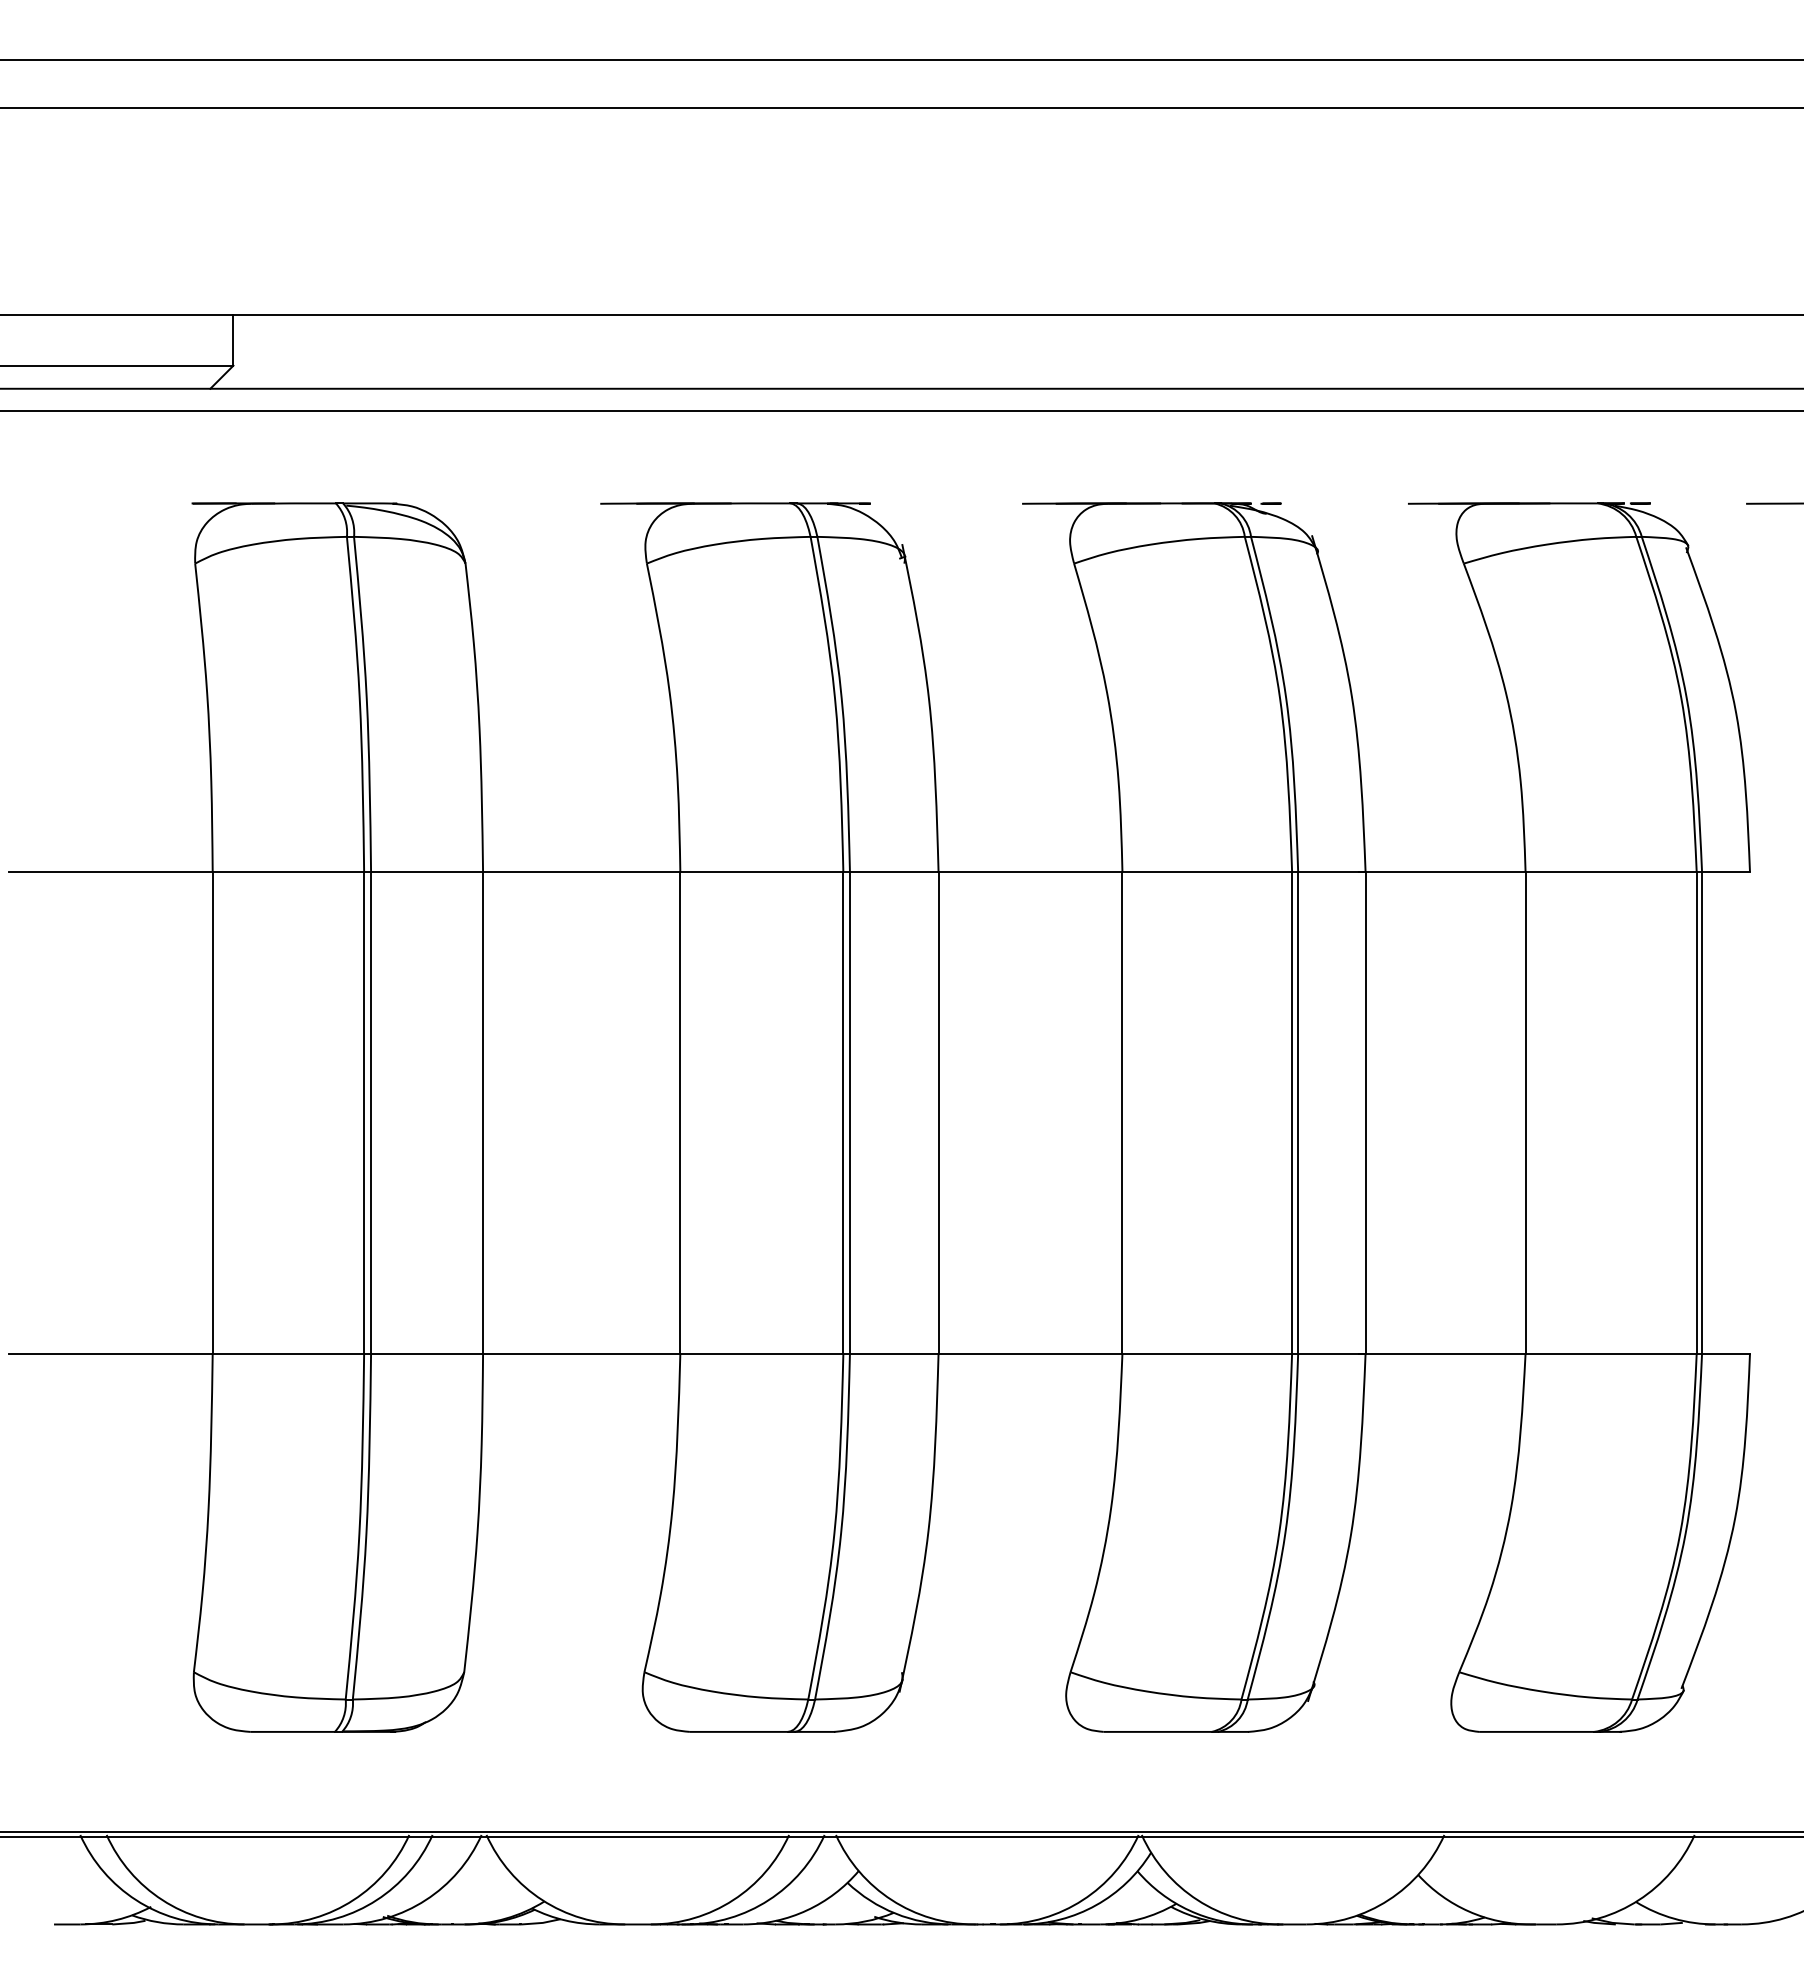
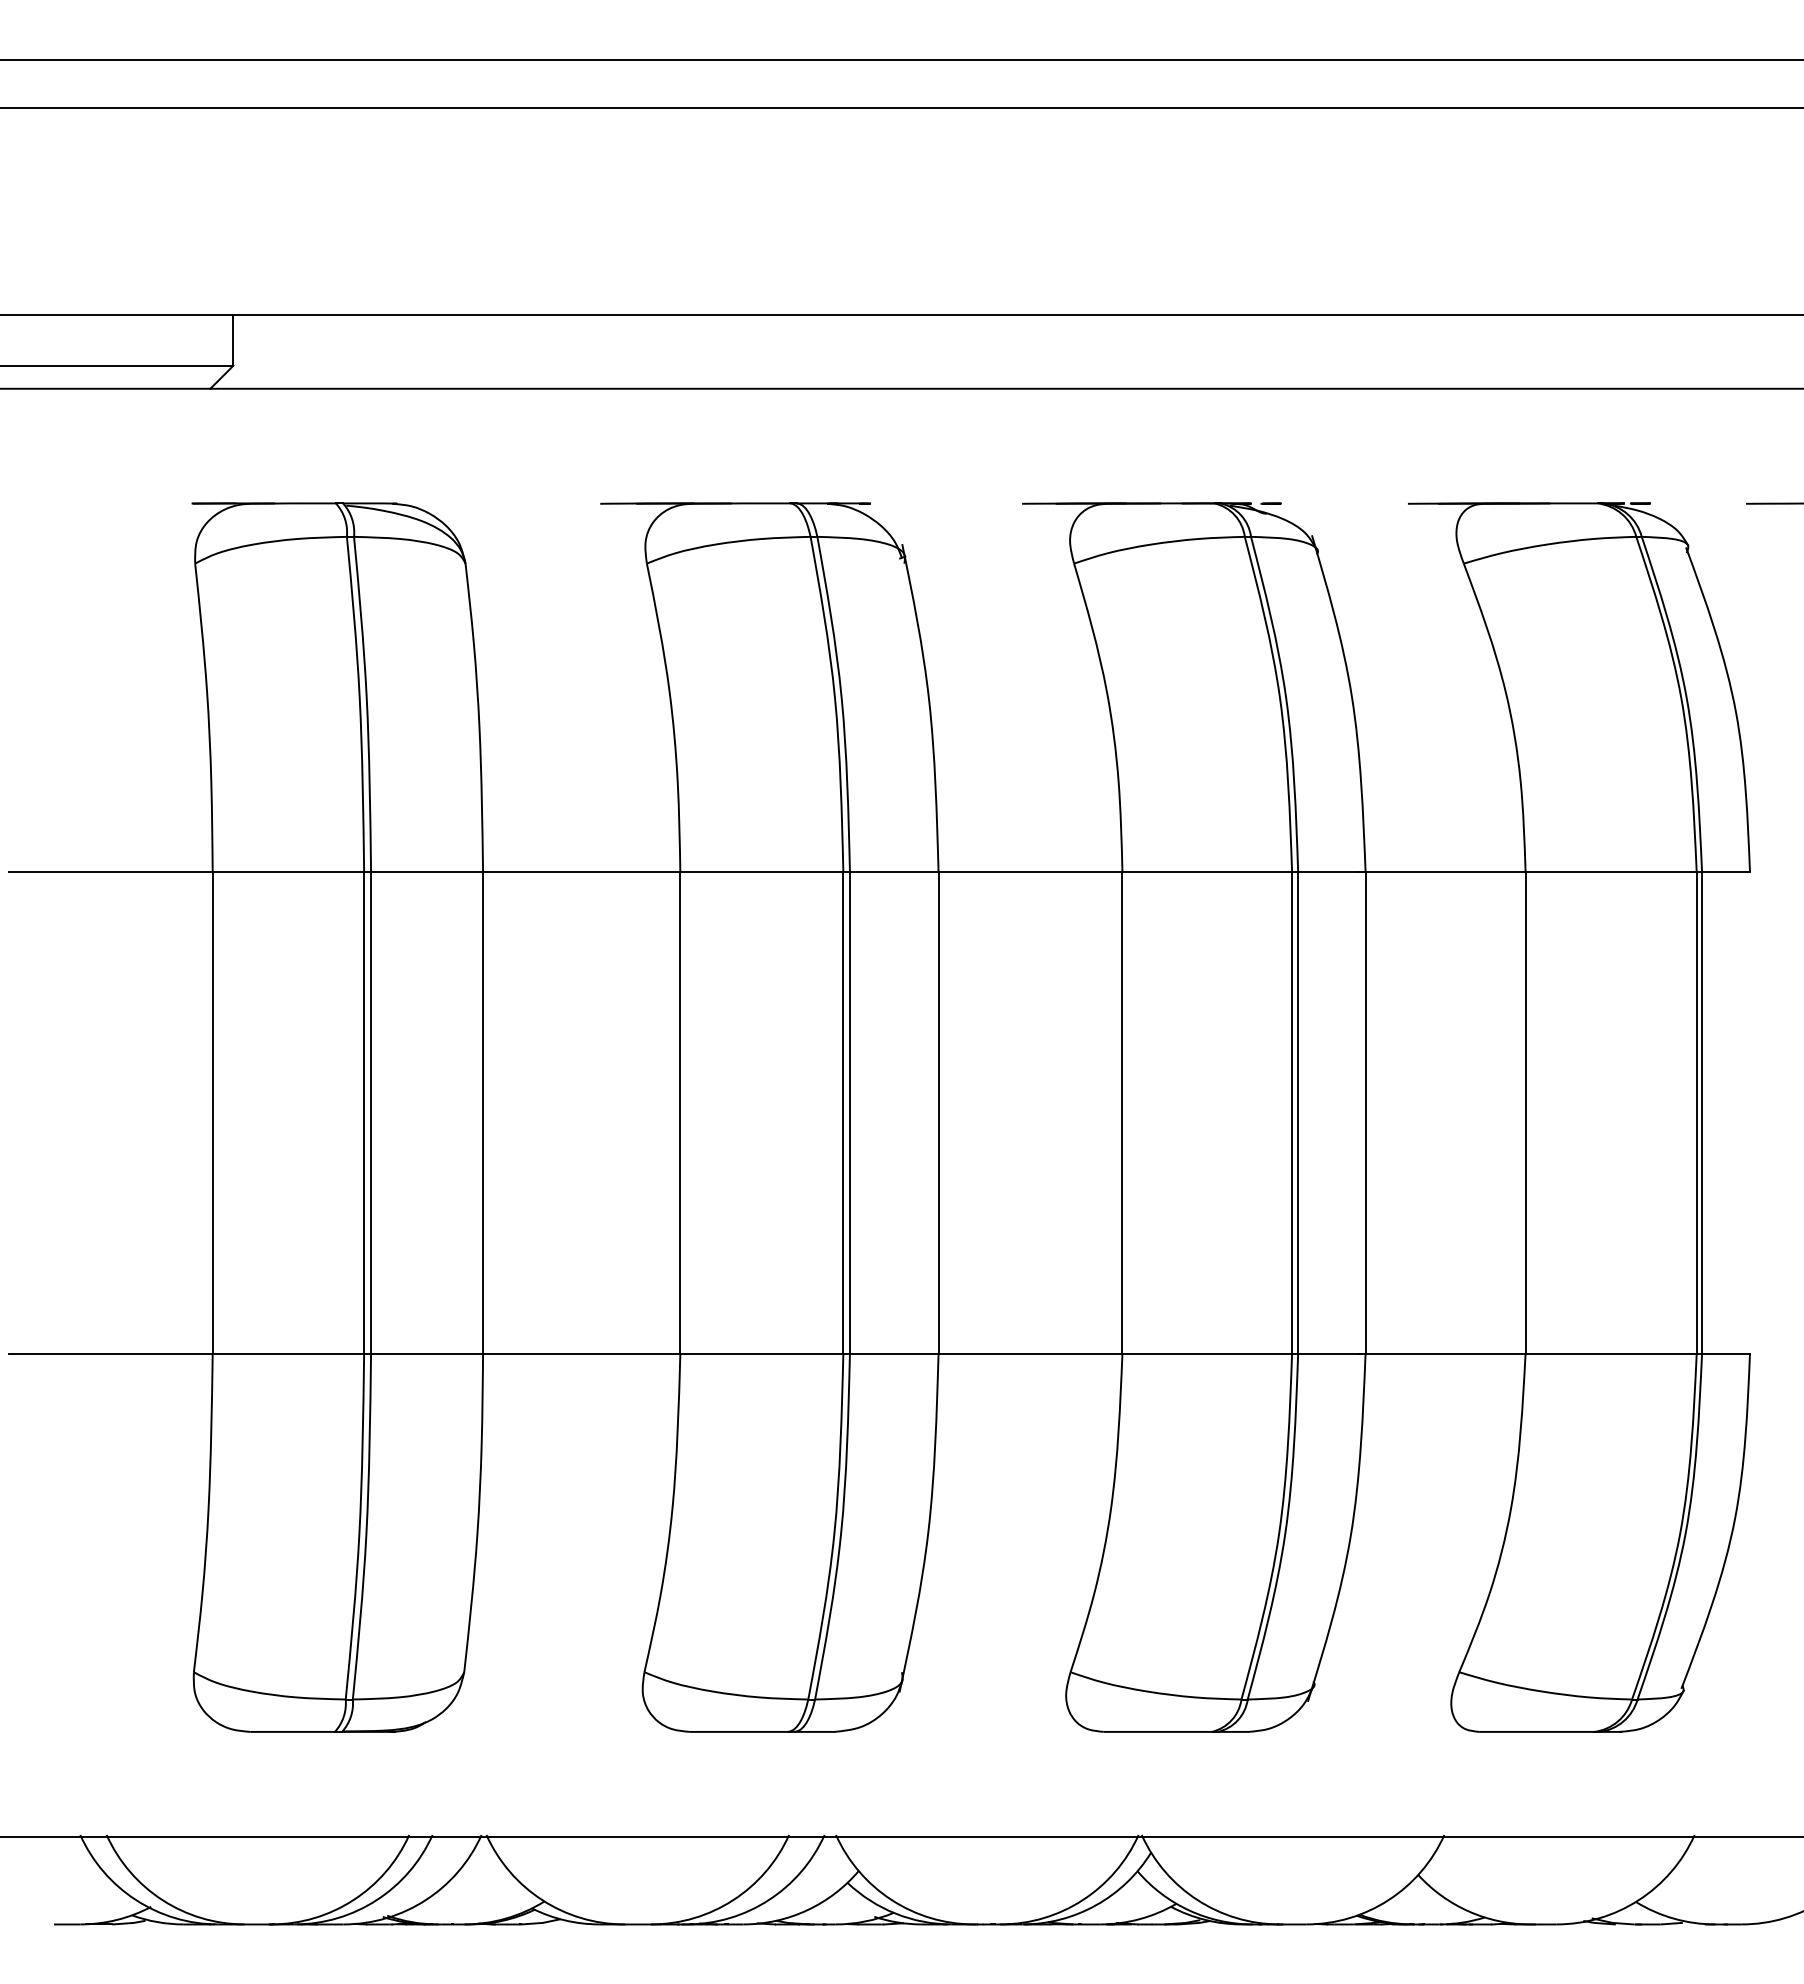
line: present -> none (901, 410)
line: present -> none (901, 1832)
